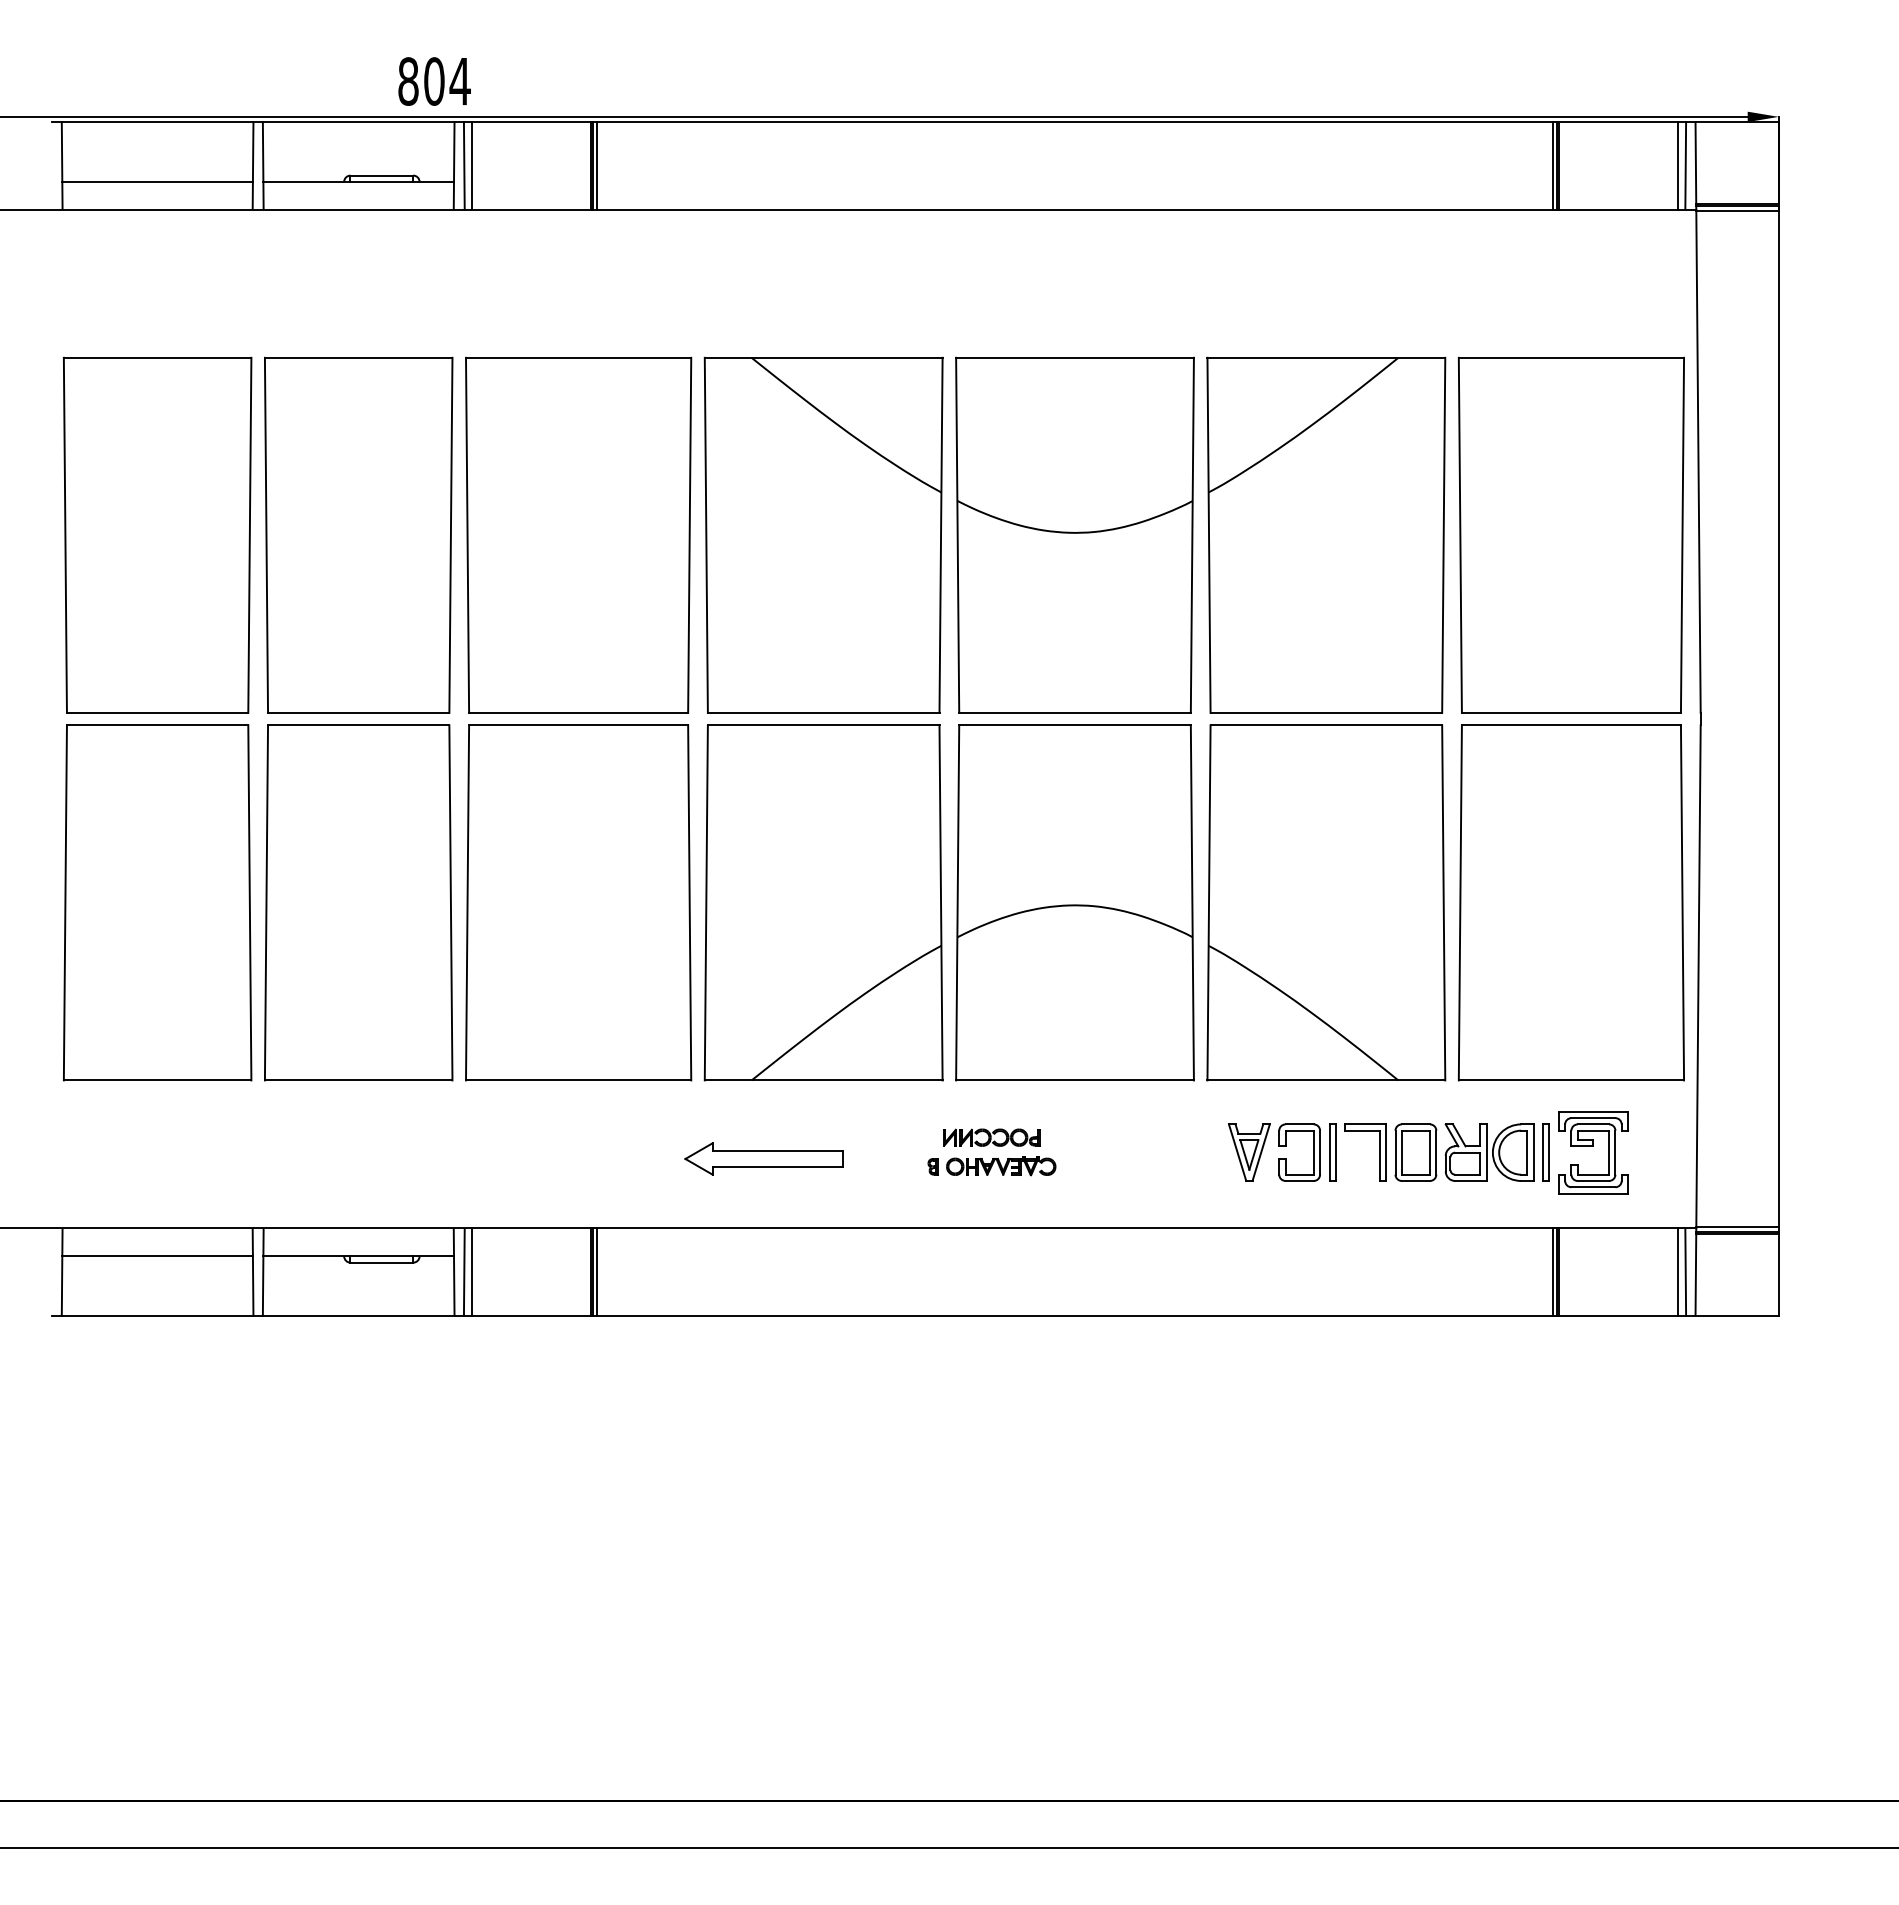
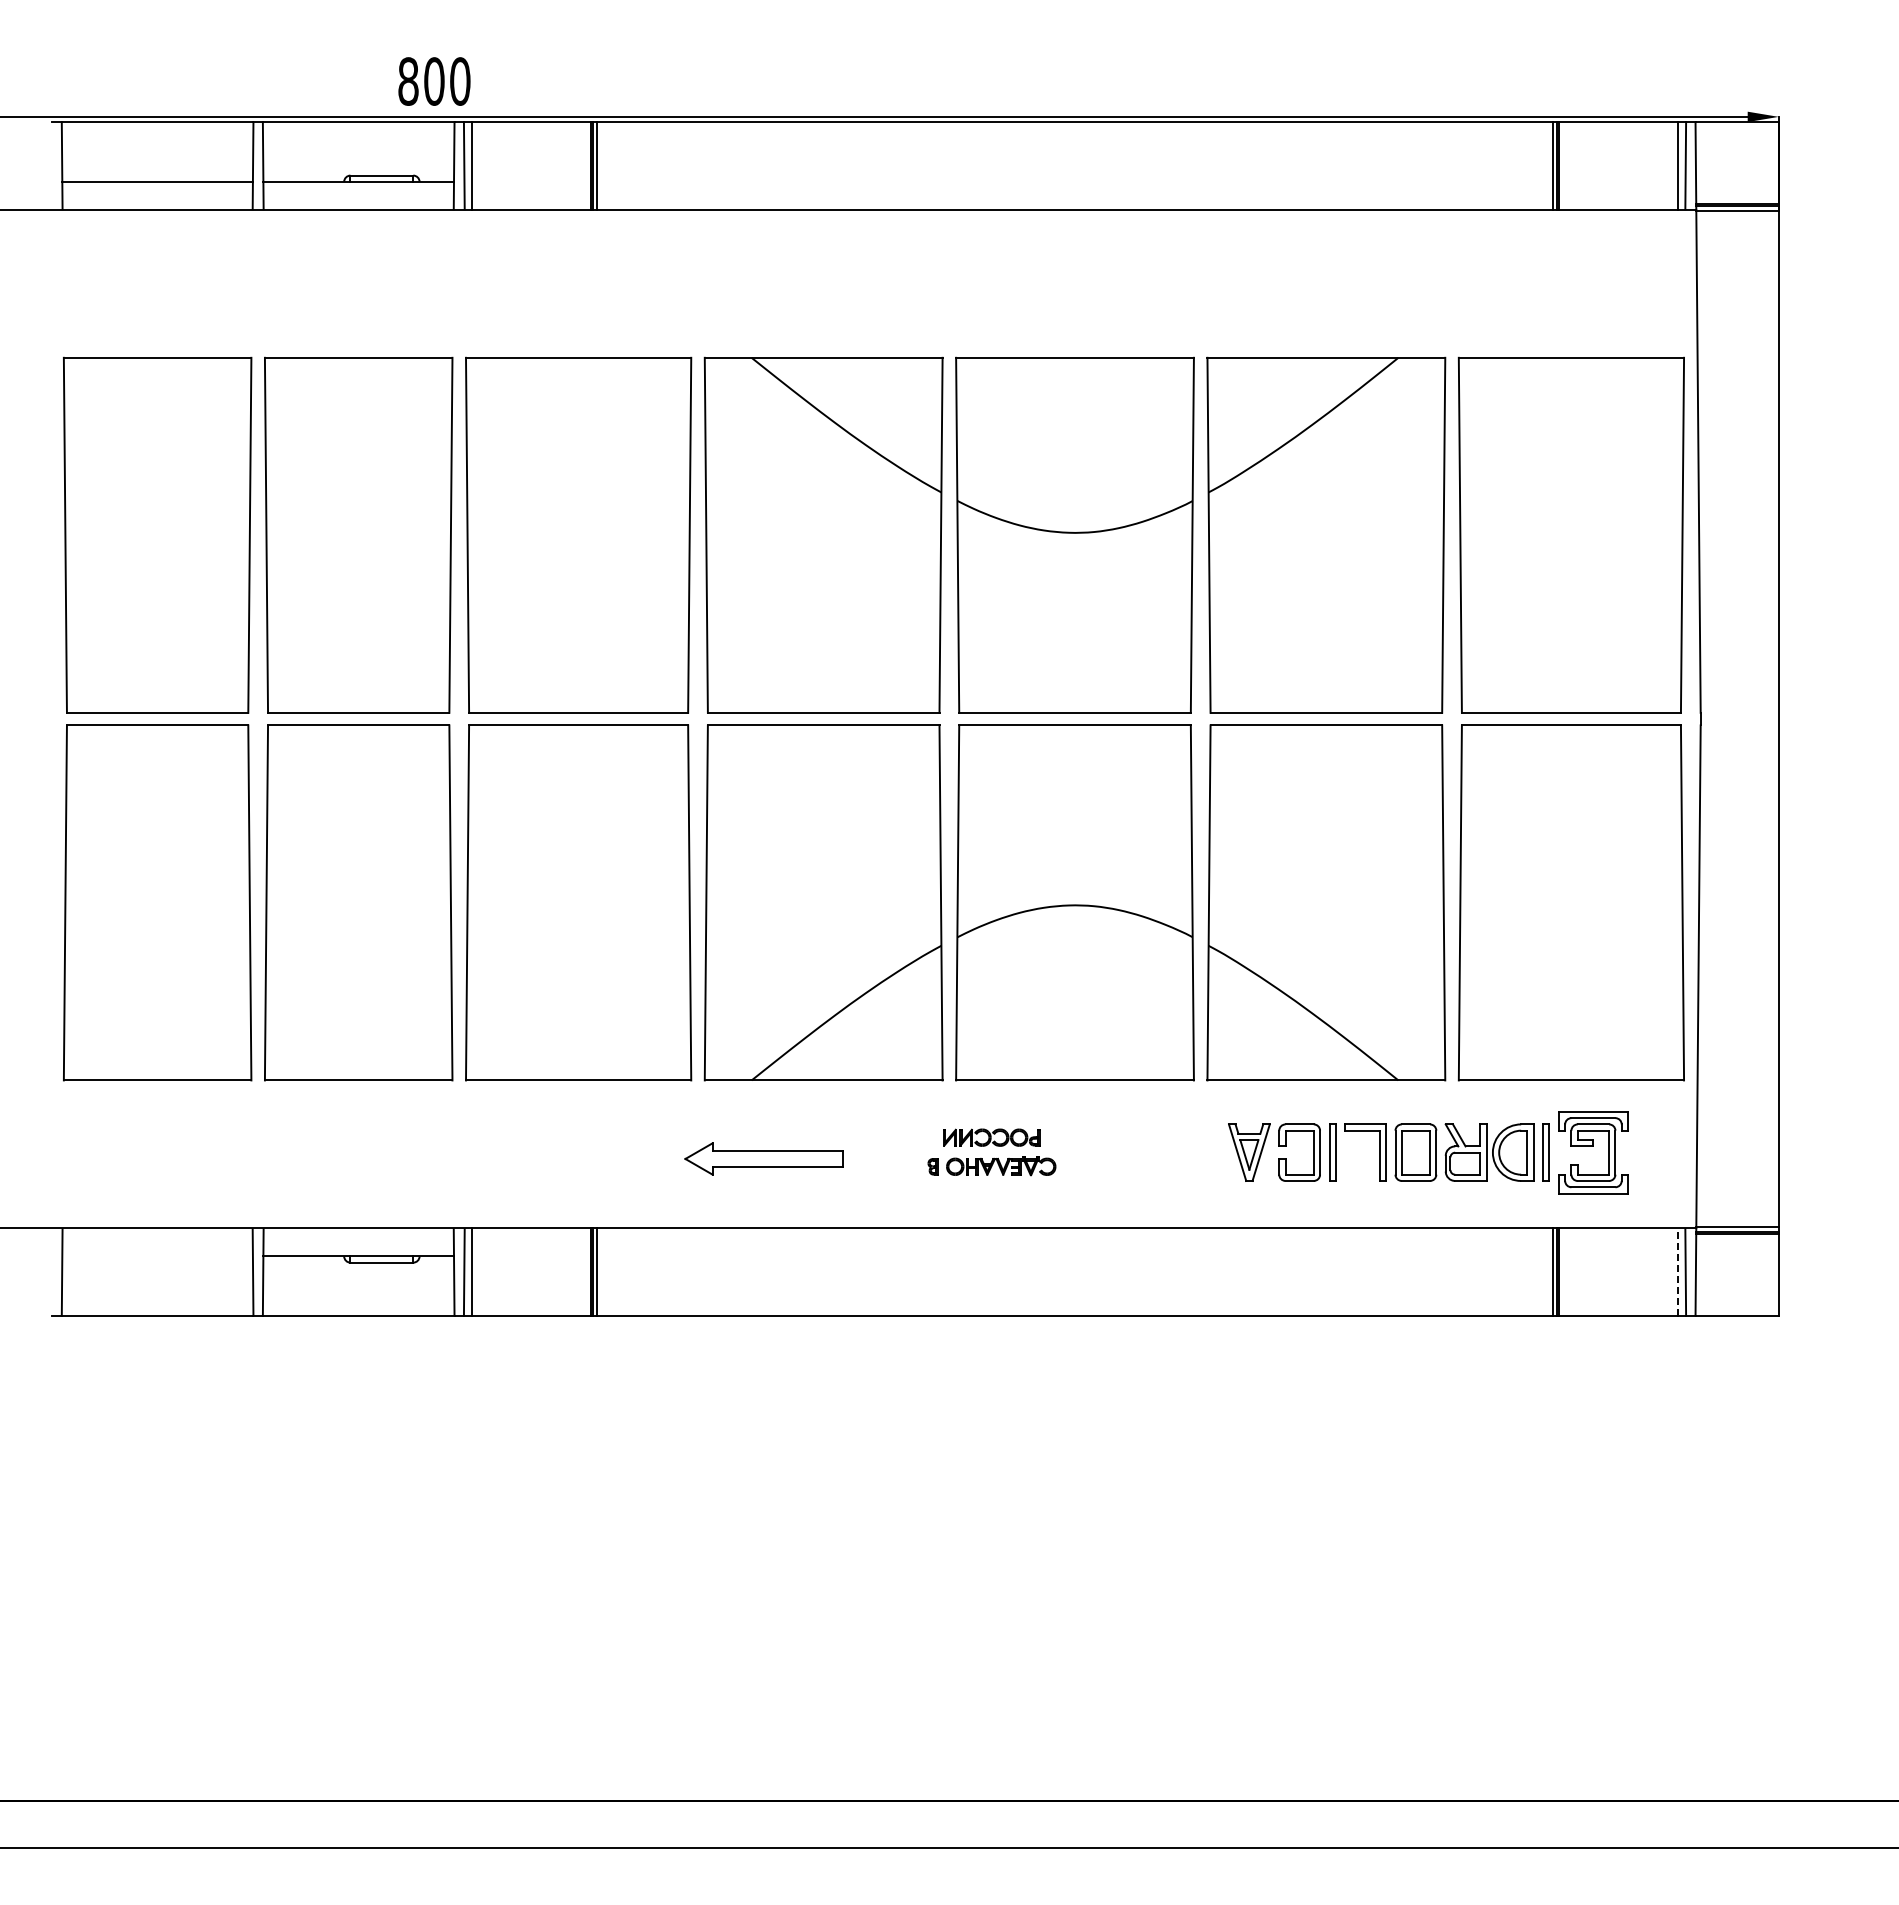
text: 804 -> 800 (459, 81)
line: present -> none (157, 1256)
line: solid -> dashed (1678, 1272)
